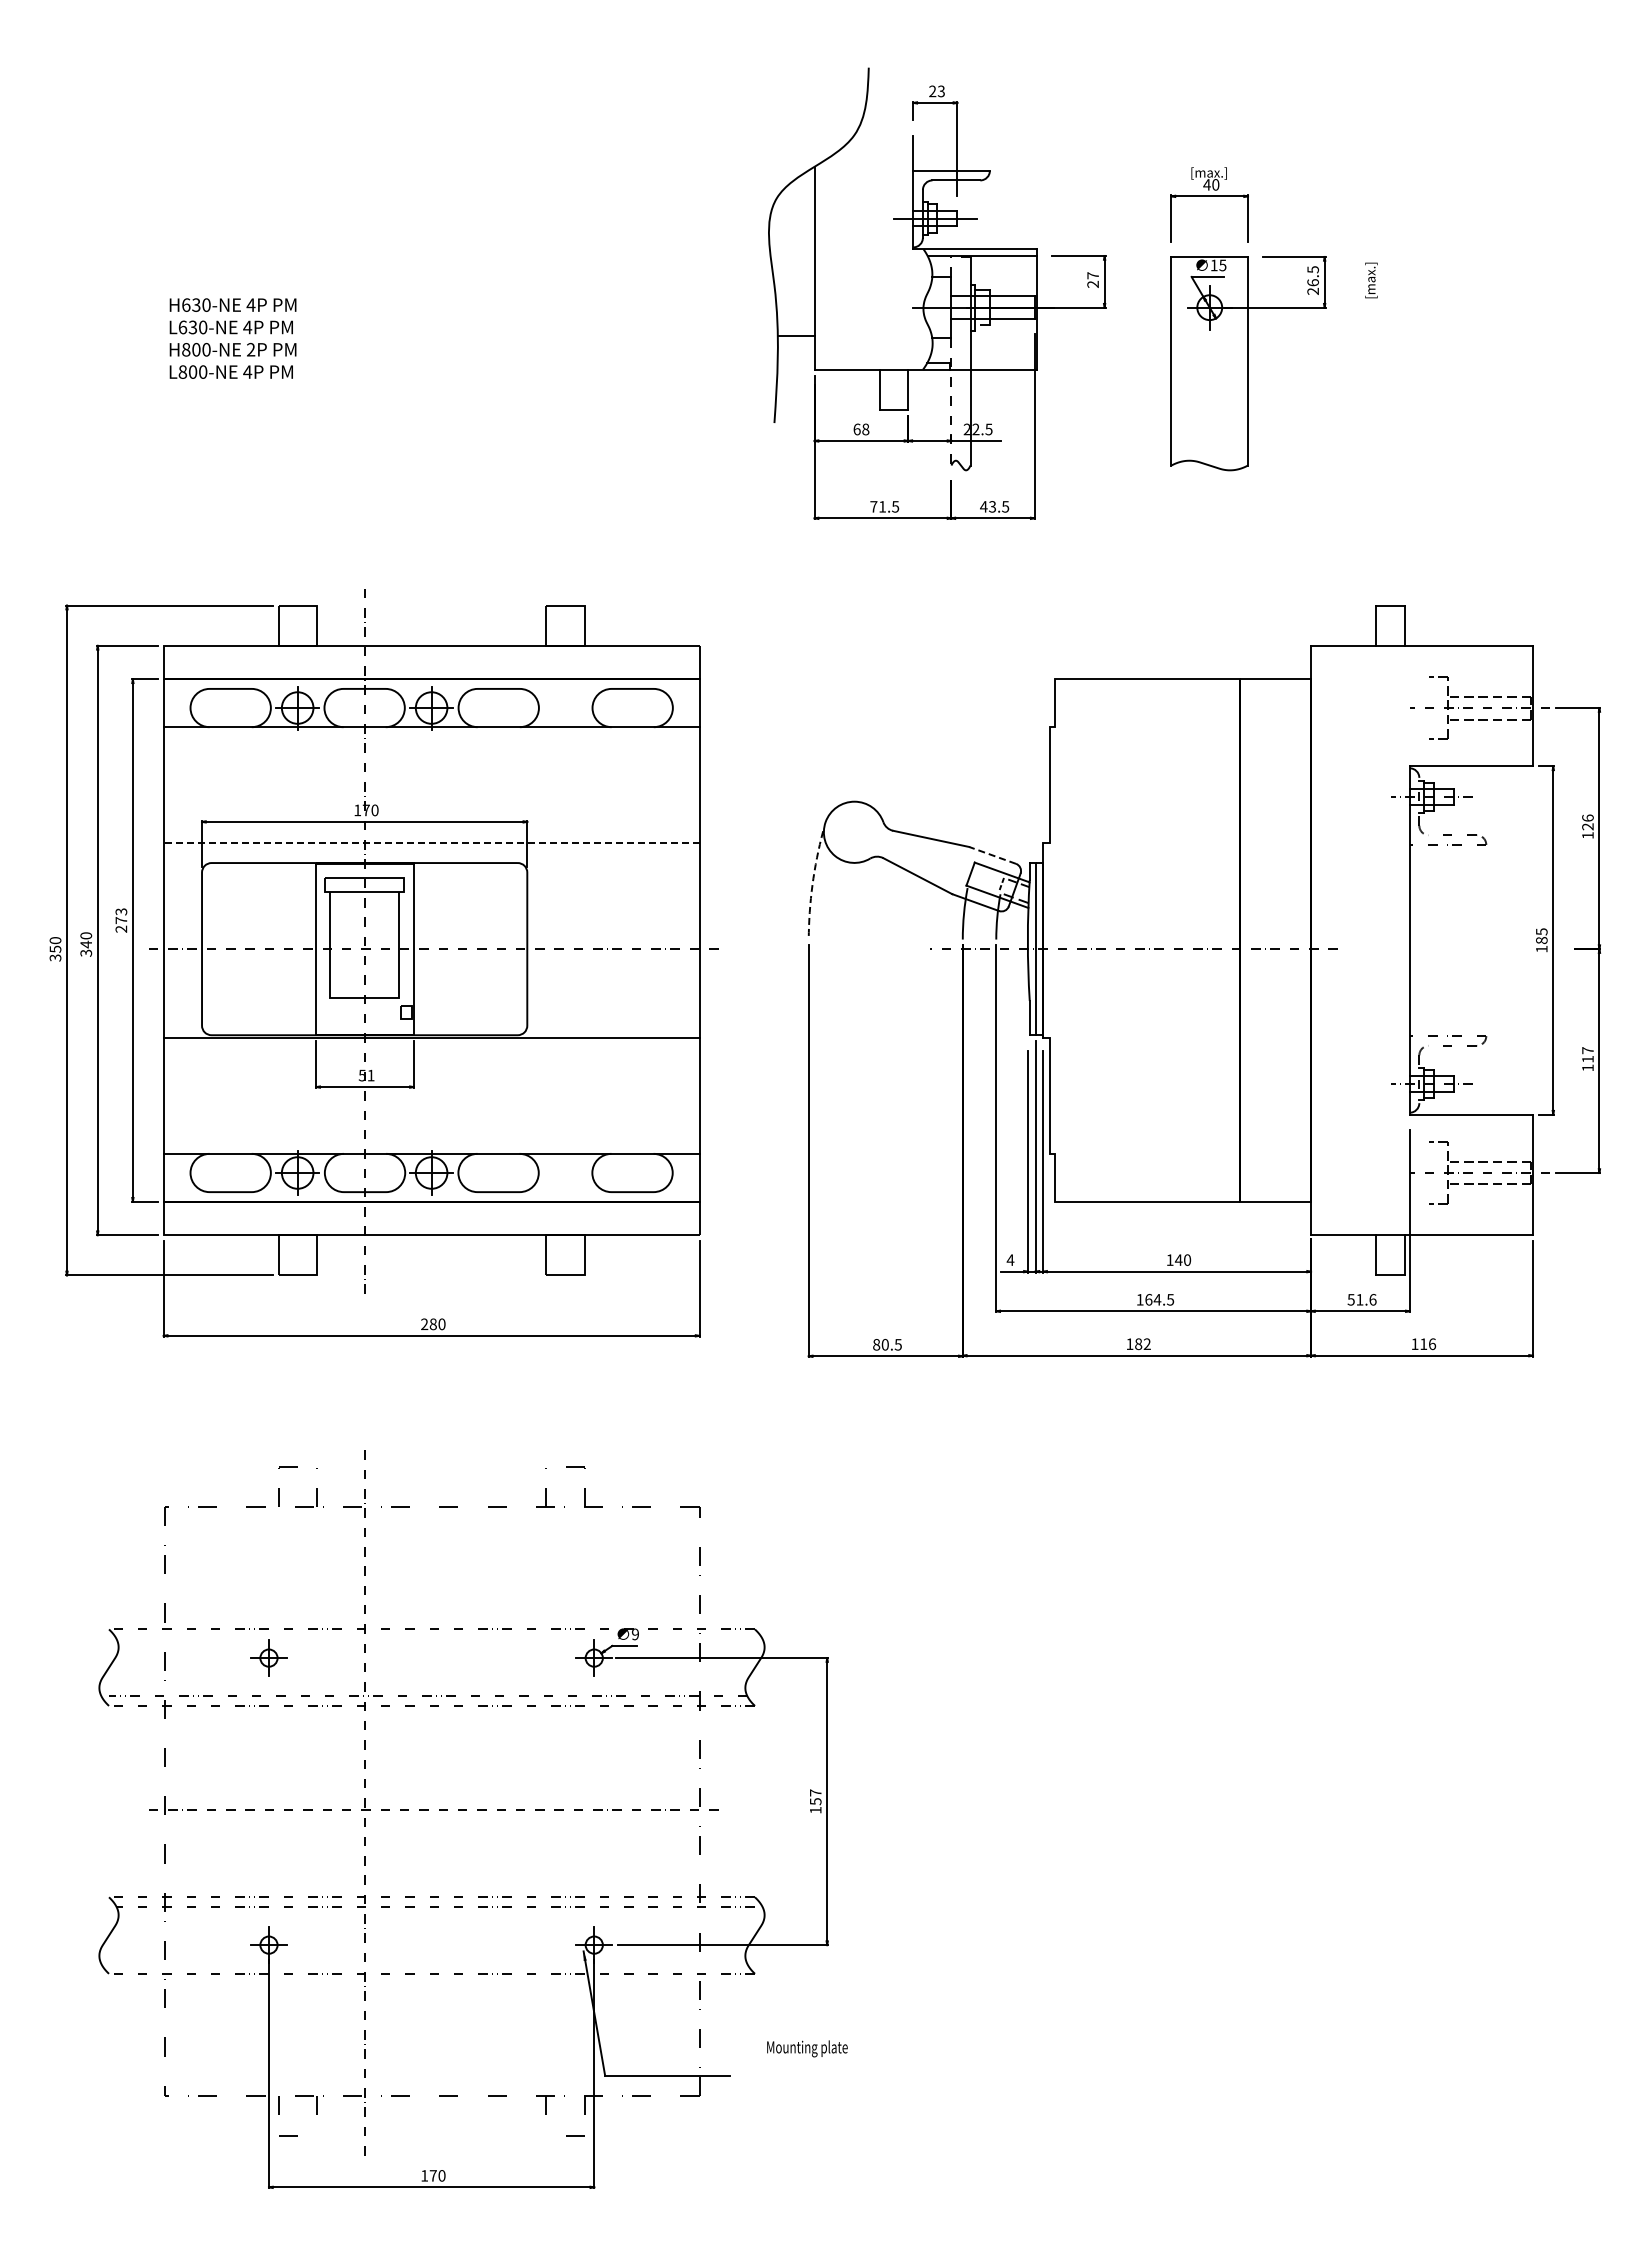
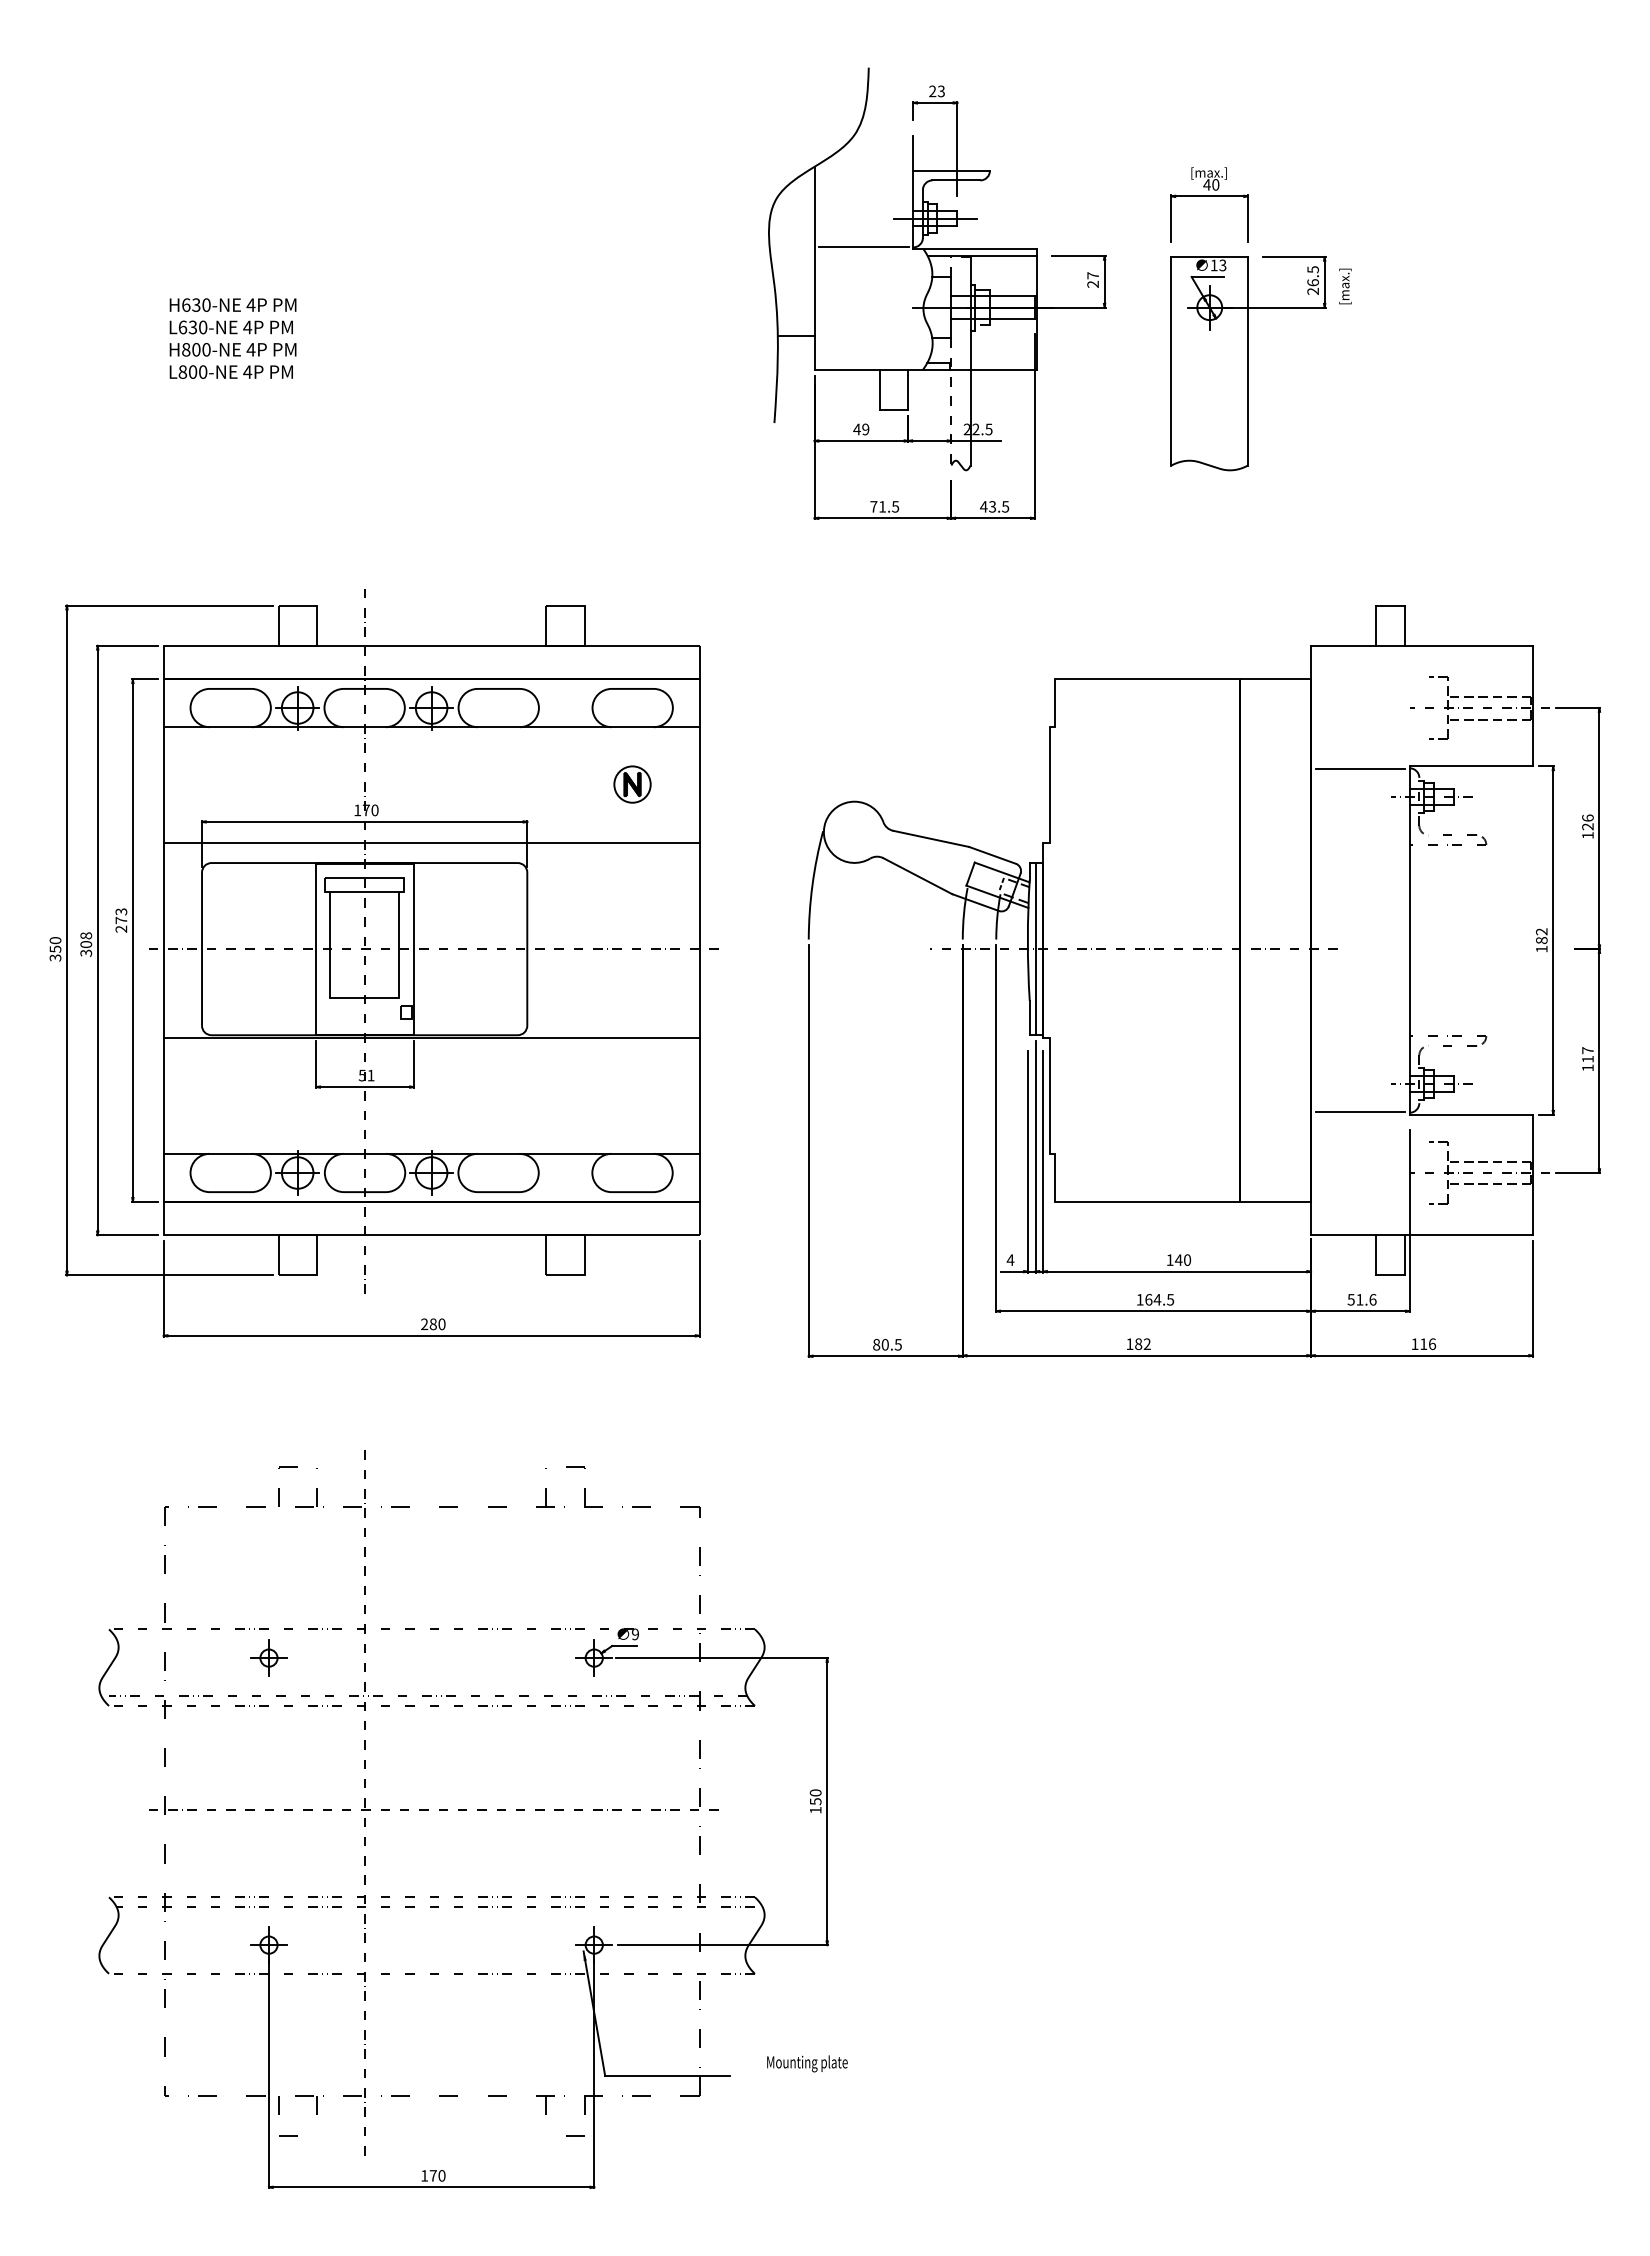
line: none -> present (863, 246)
text: 15 -> 13 (1222, 264)
text position: (1371, 280) -> (1345, 286) (1345, 286)
text: 2P -> 4P (250, 349)
text: 68 -> 49 (861, 429)
line: none -> present (1359, 768)
part: none -> present (632, 784)
line: dashed -> solid (431, 842)
line: dashed -> solid (992, 855)
arc: dashed -> solid (812, 884)
text: 185 -> 182 (1541, 931)
text: 340 -> 308 (86, 940)
line: none -> present (1359, 1112)
text: 157 -> 150 (815, 1792)
text position: (807, 2048) -> (807, 2063) (807, 2063)
